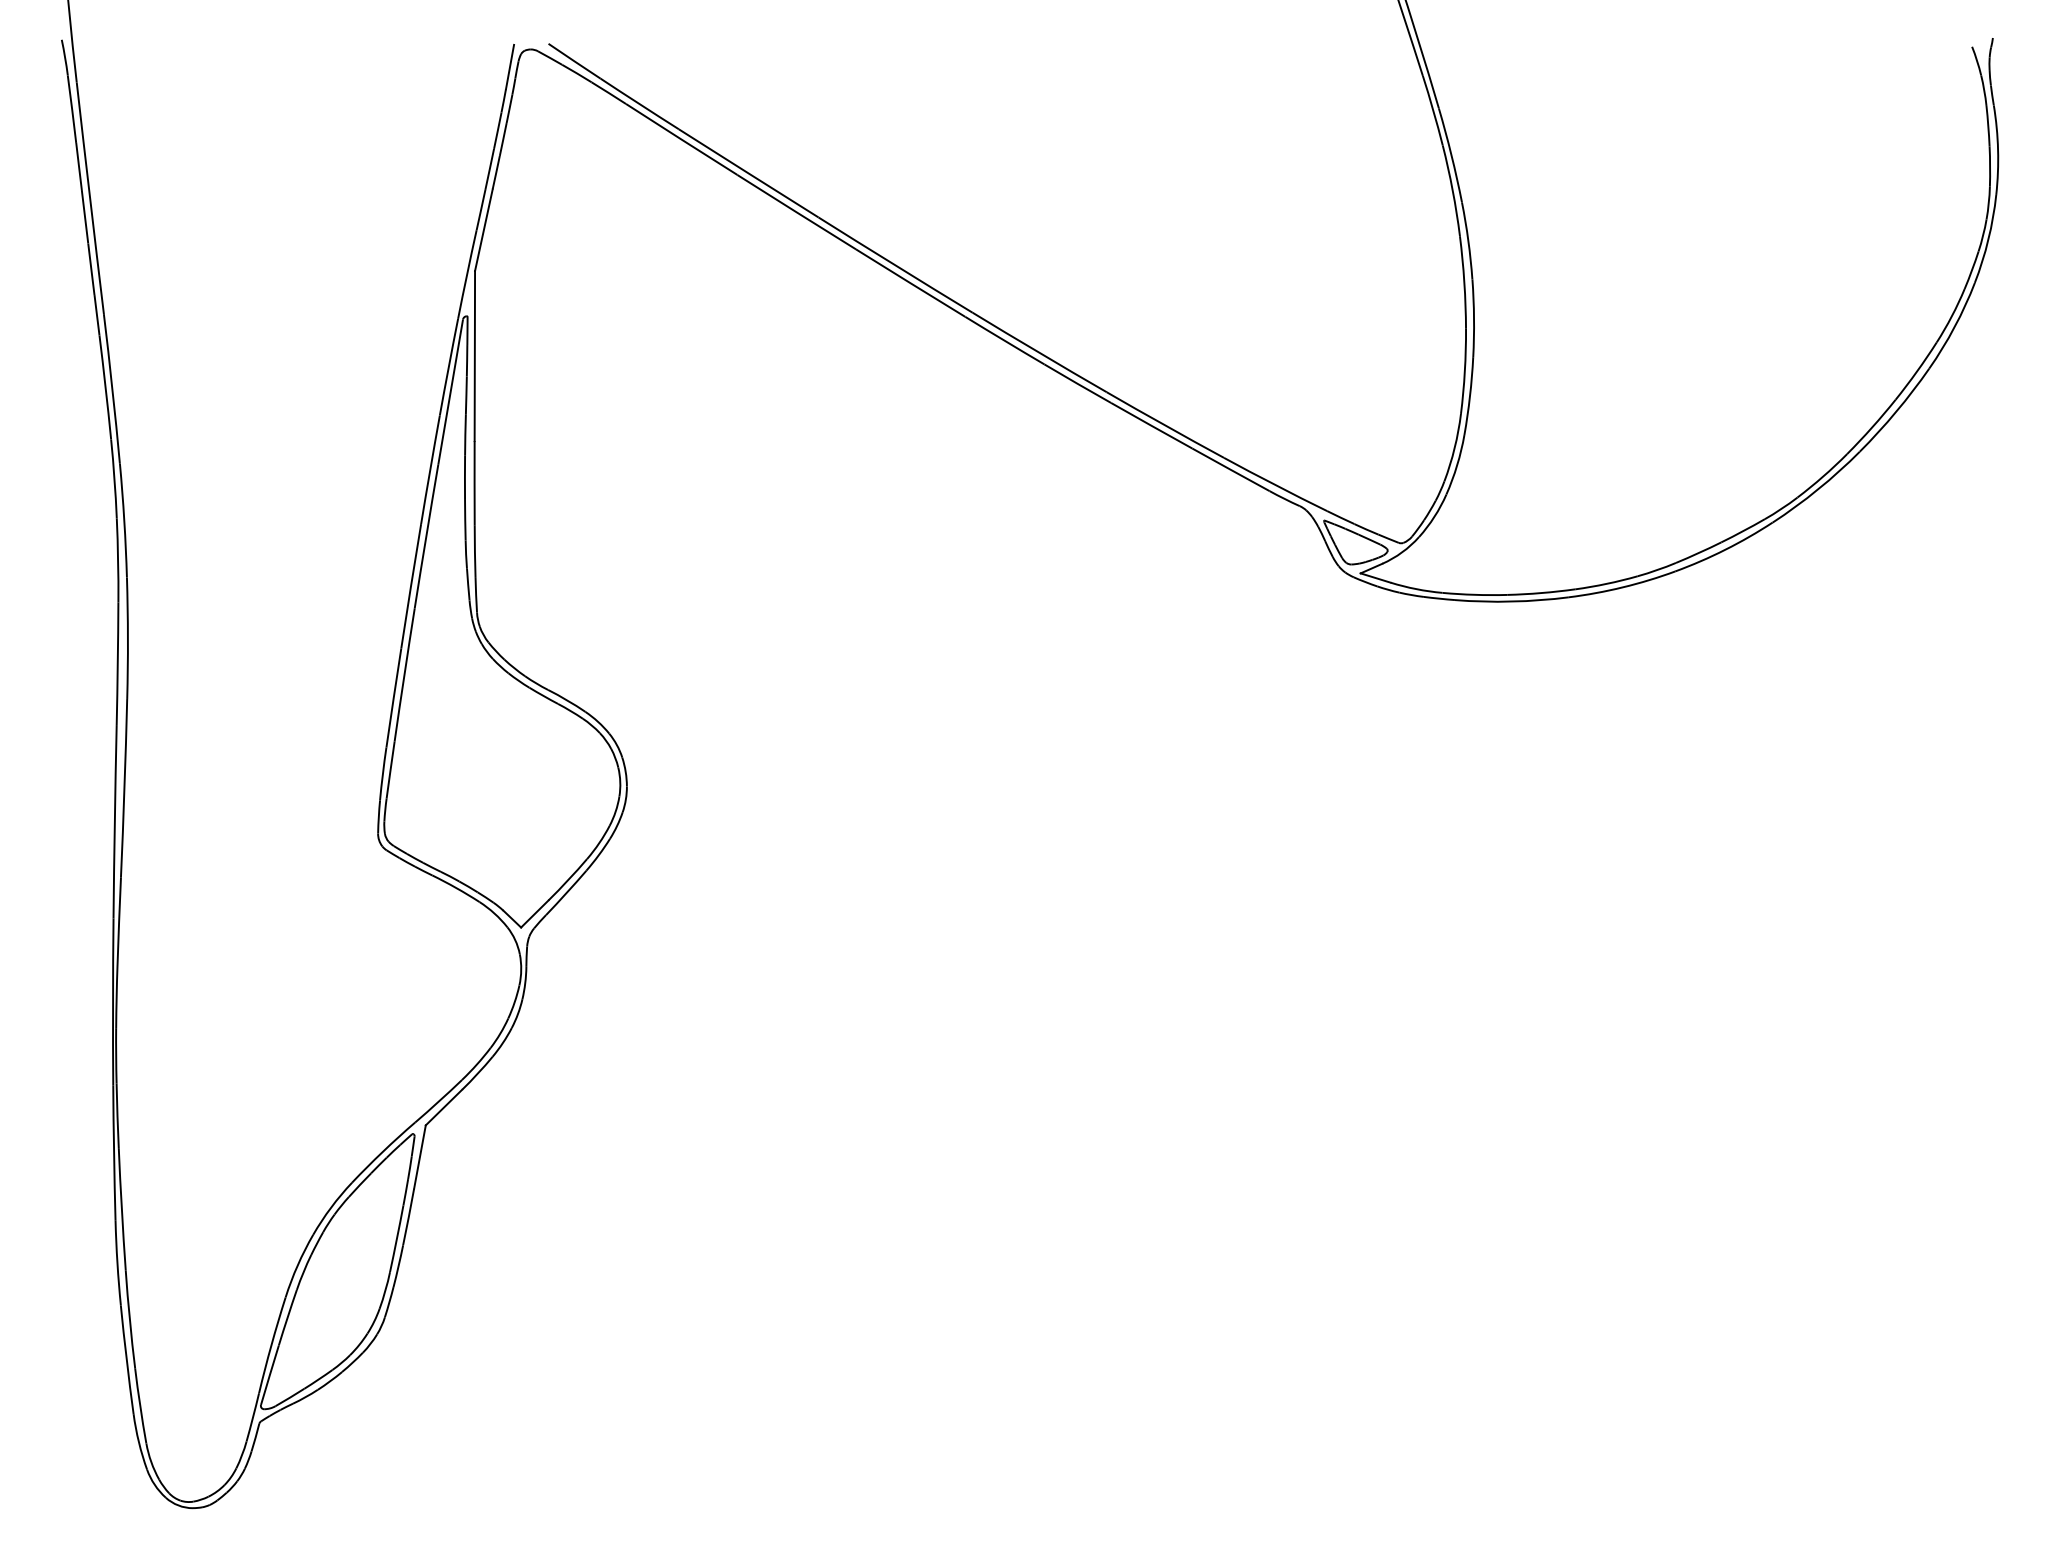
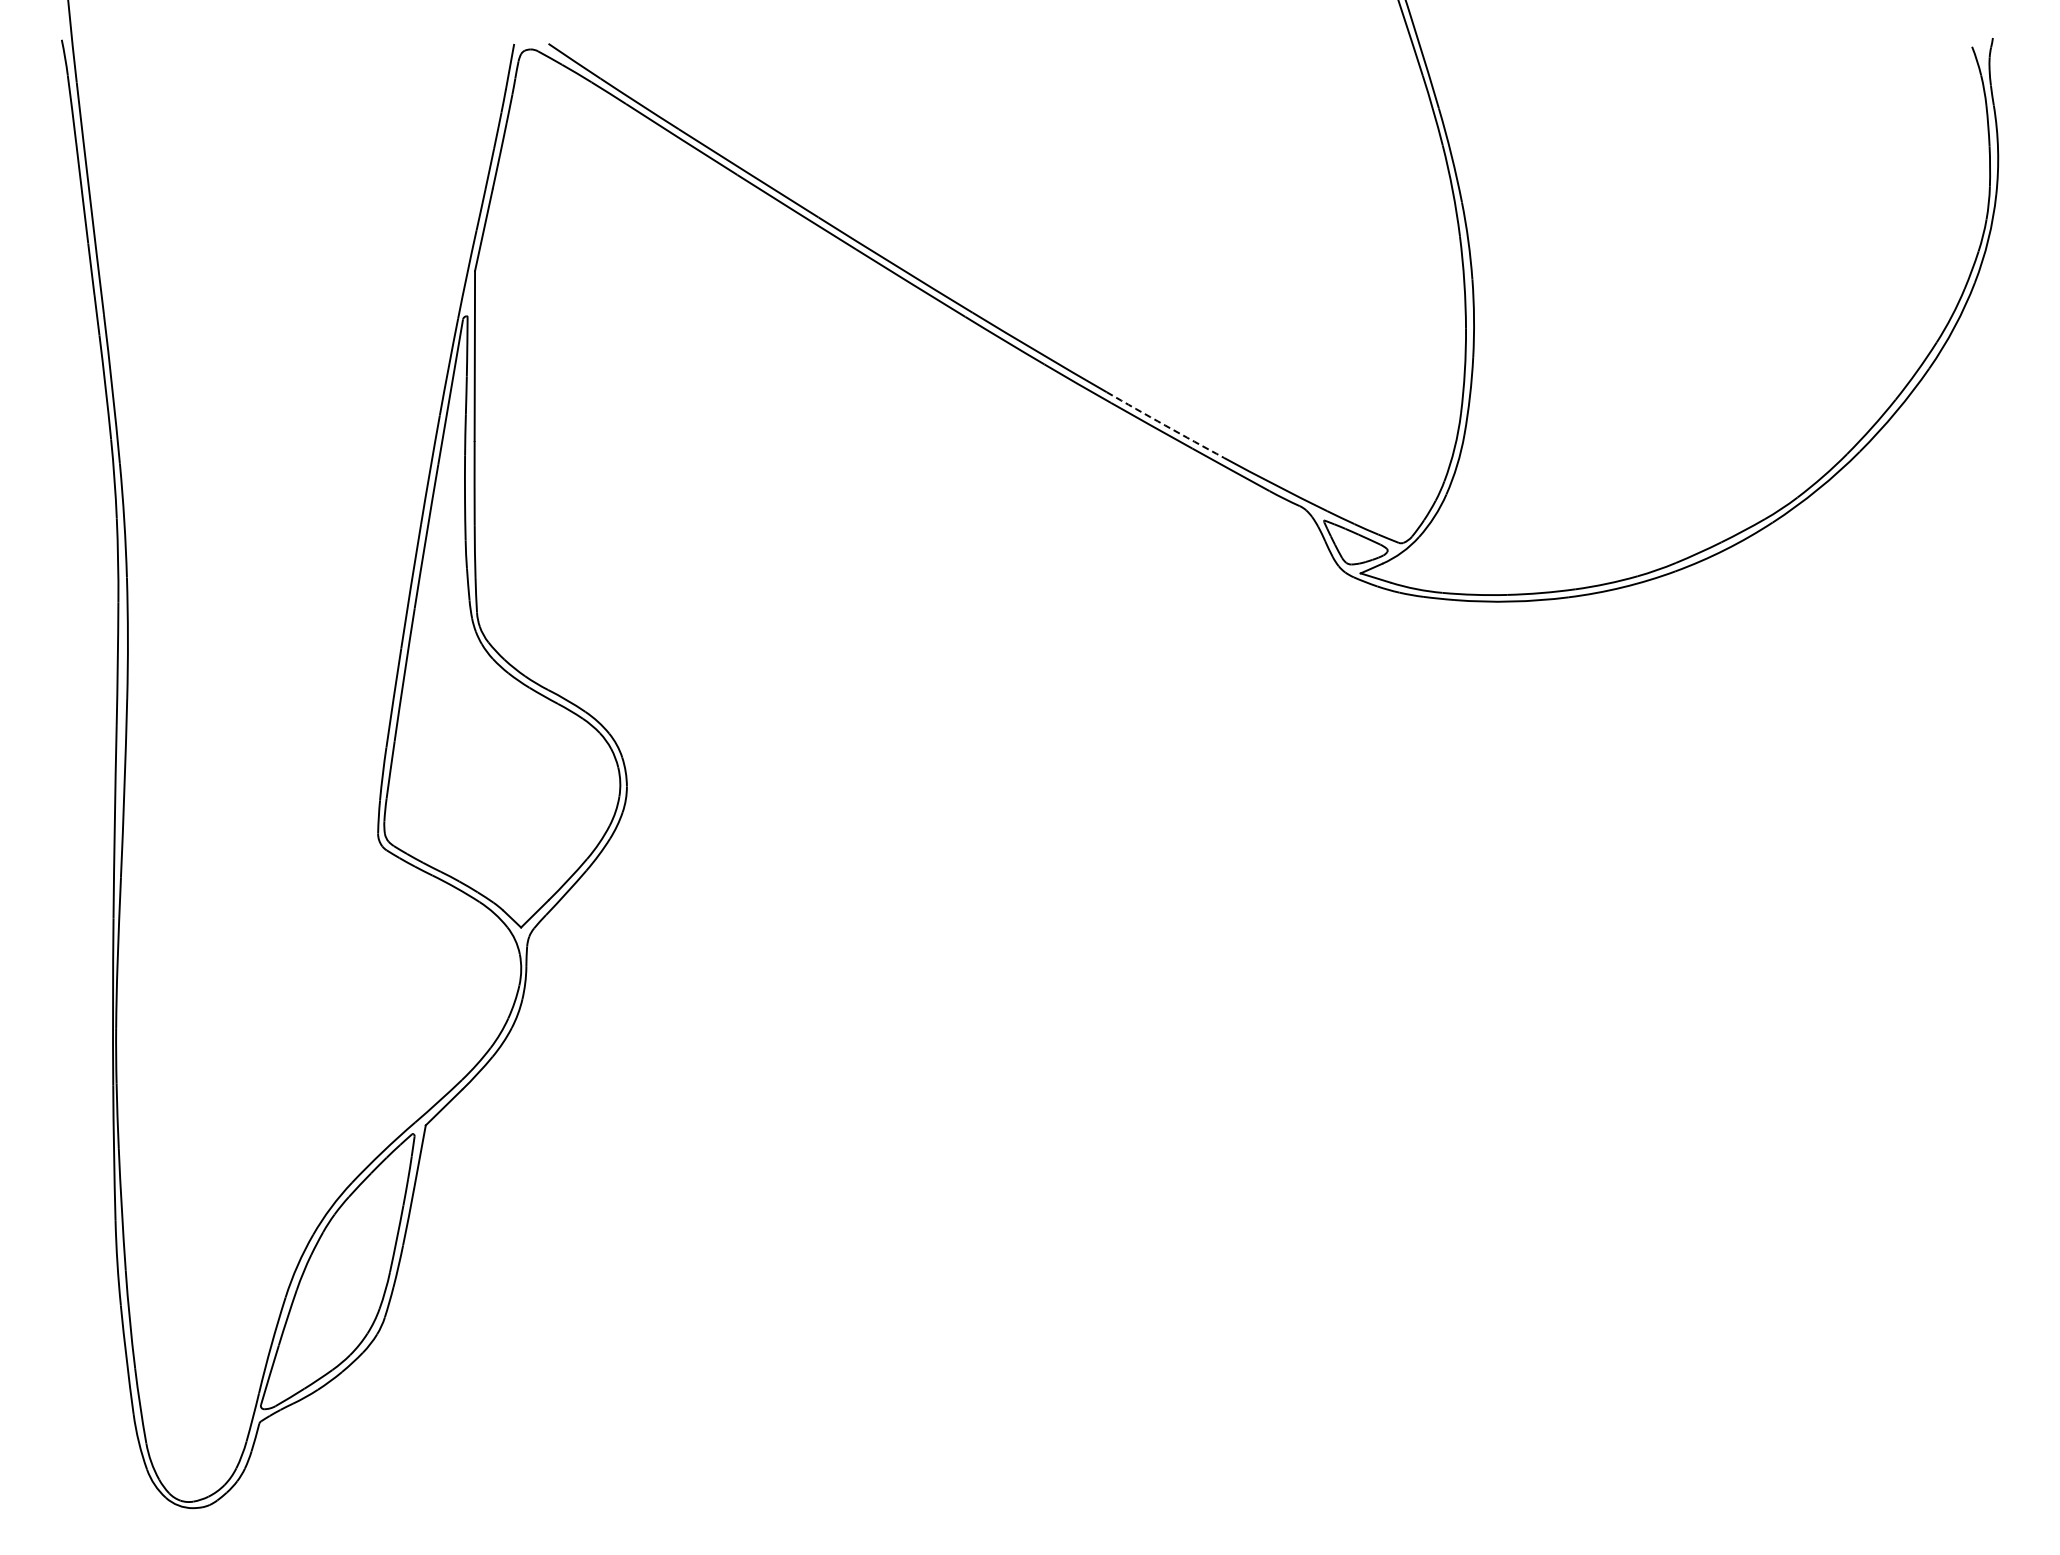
arc: solid -> dashed (1165, 425)
